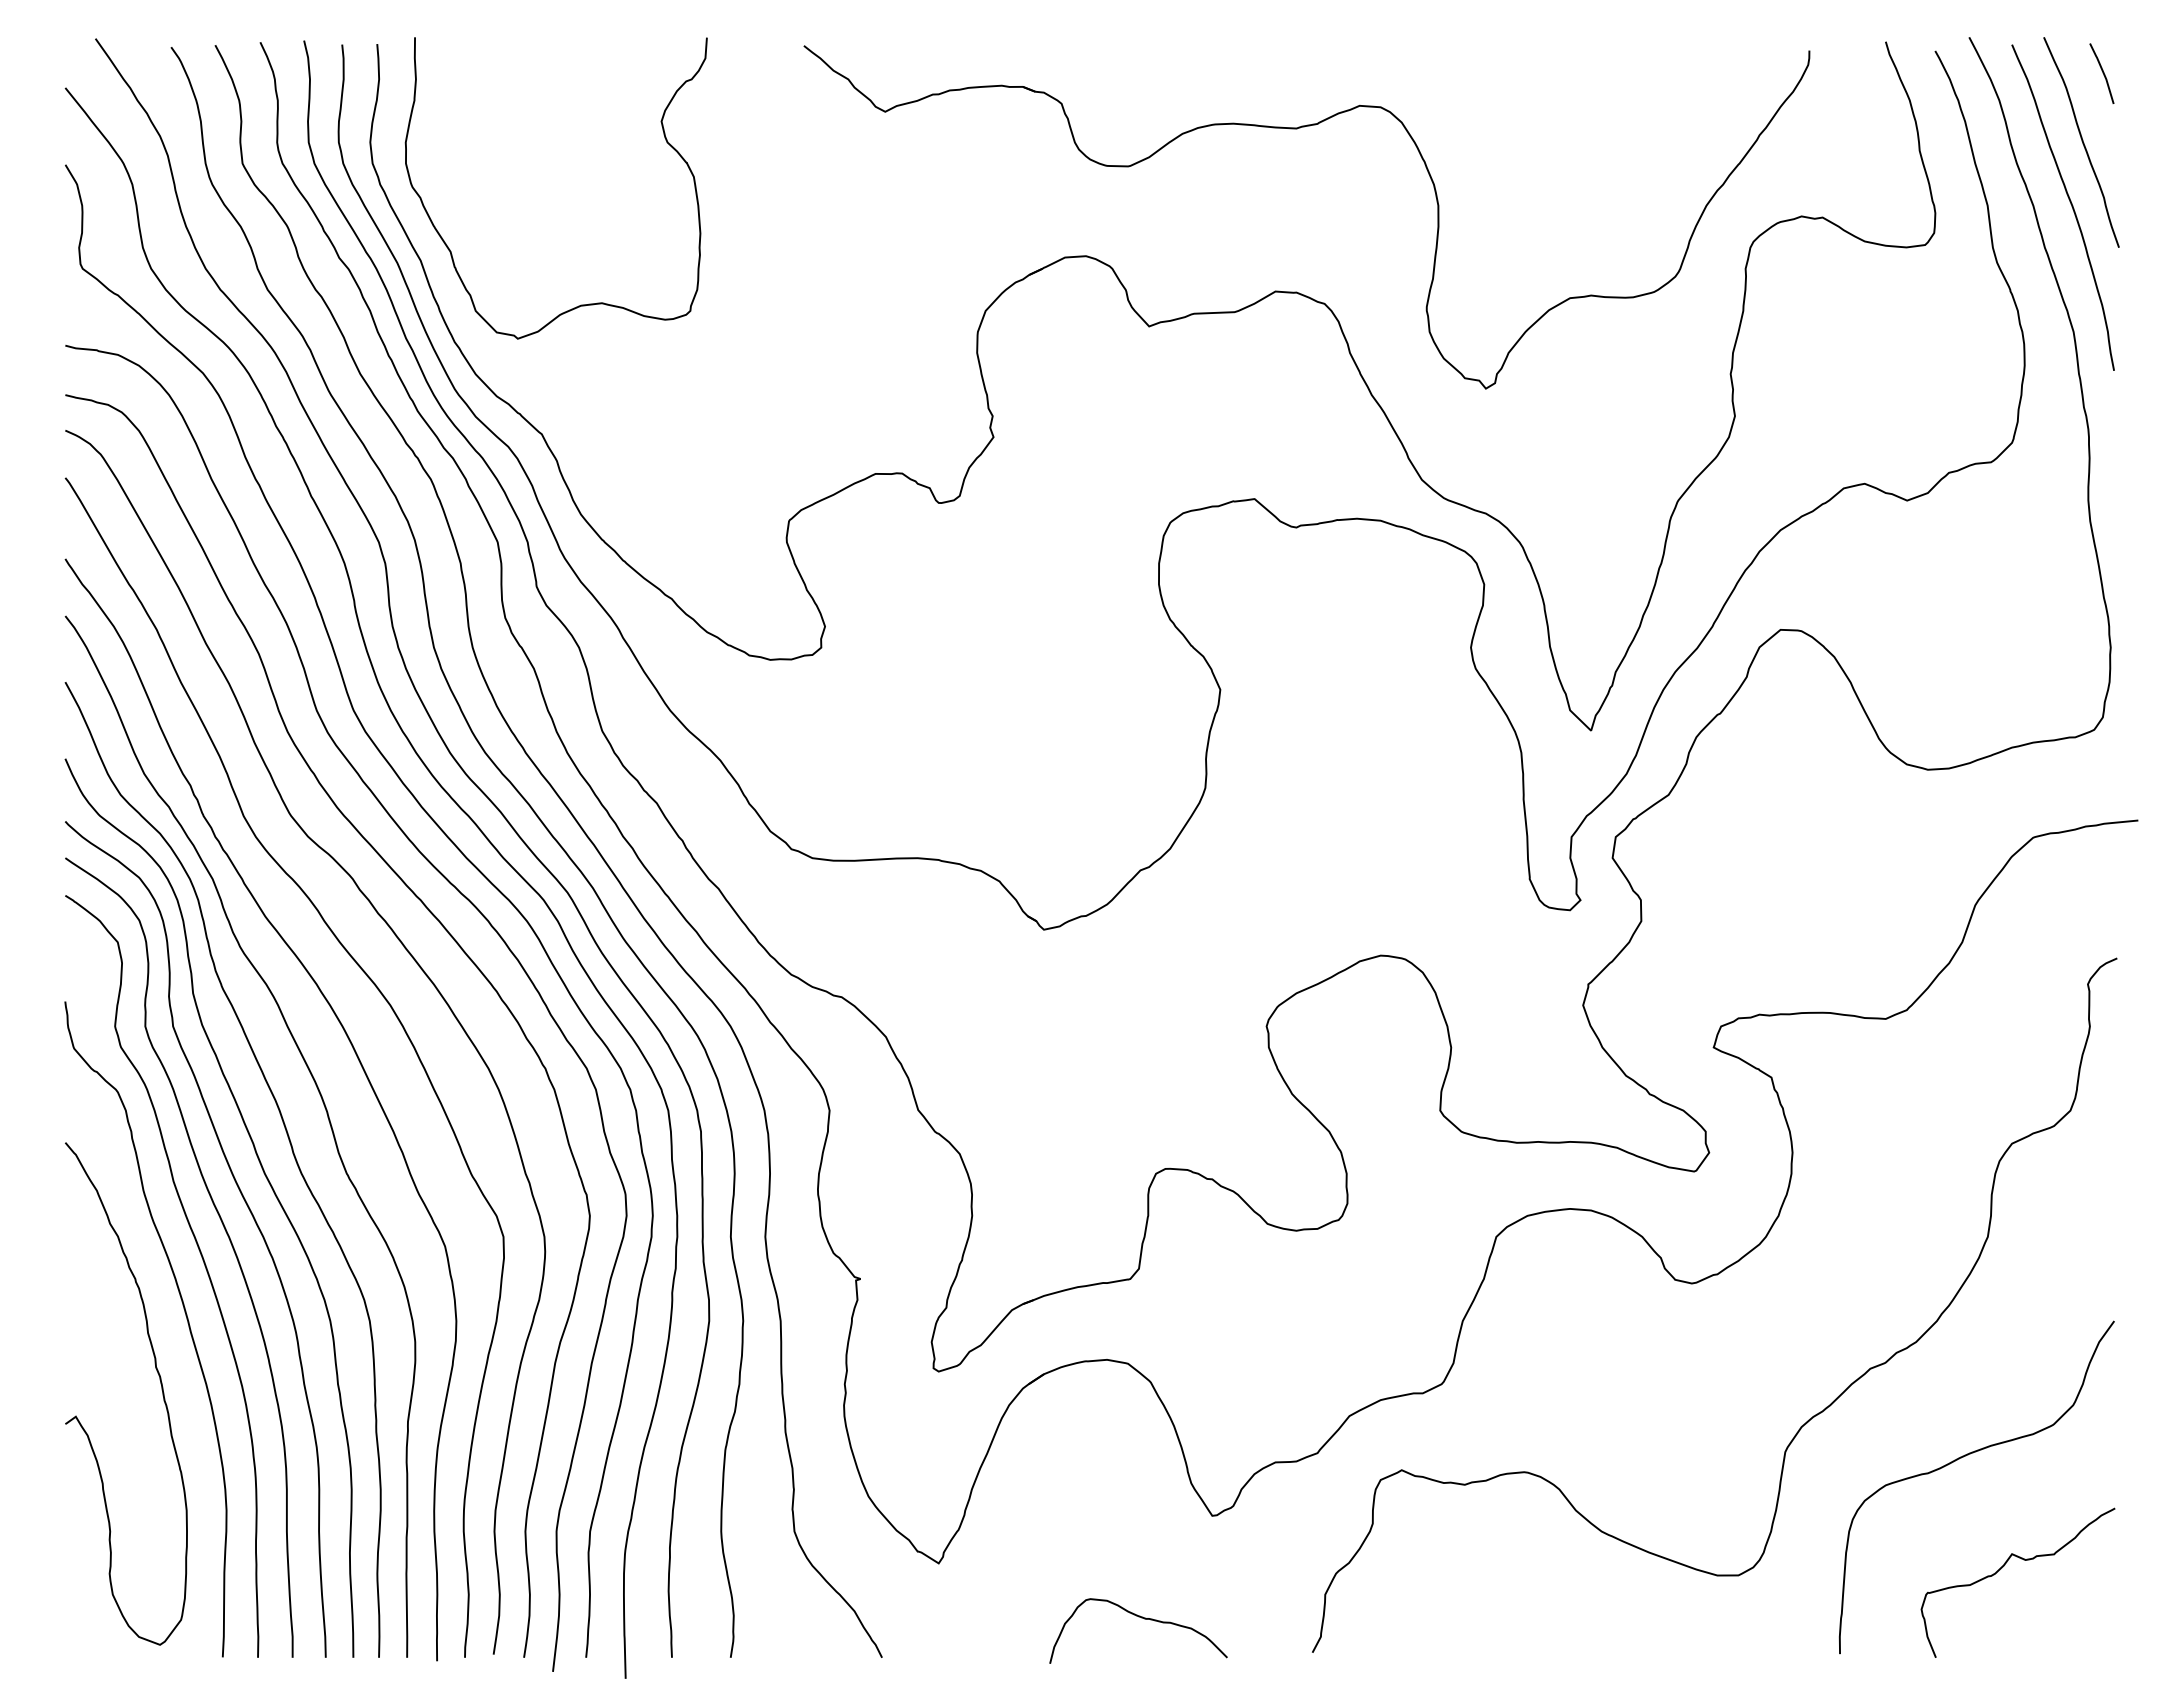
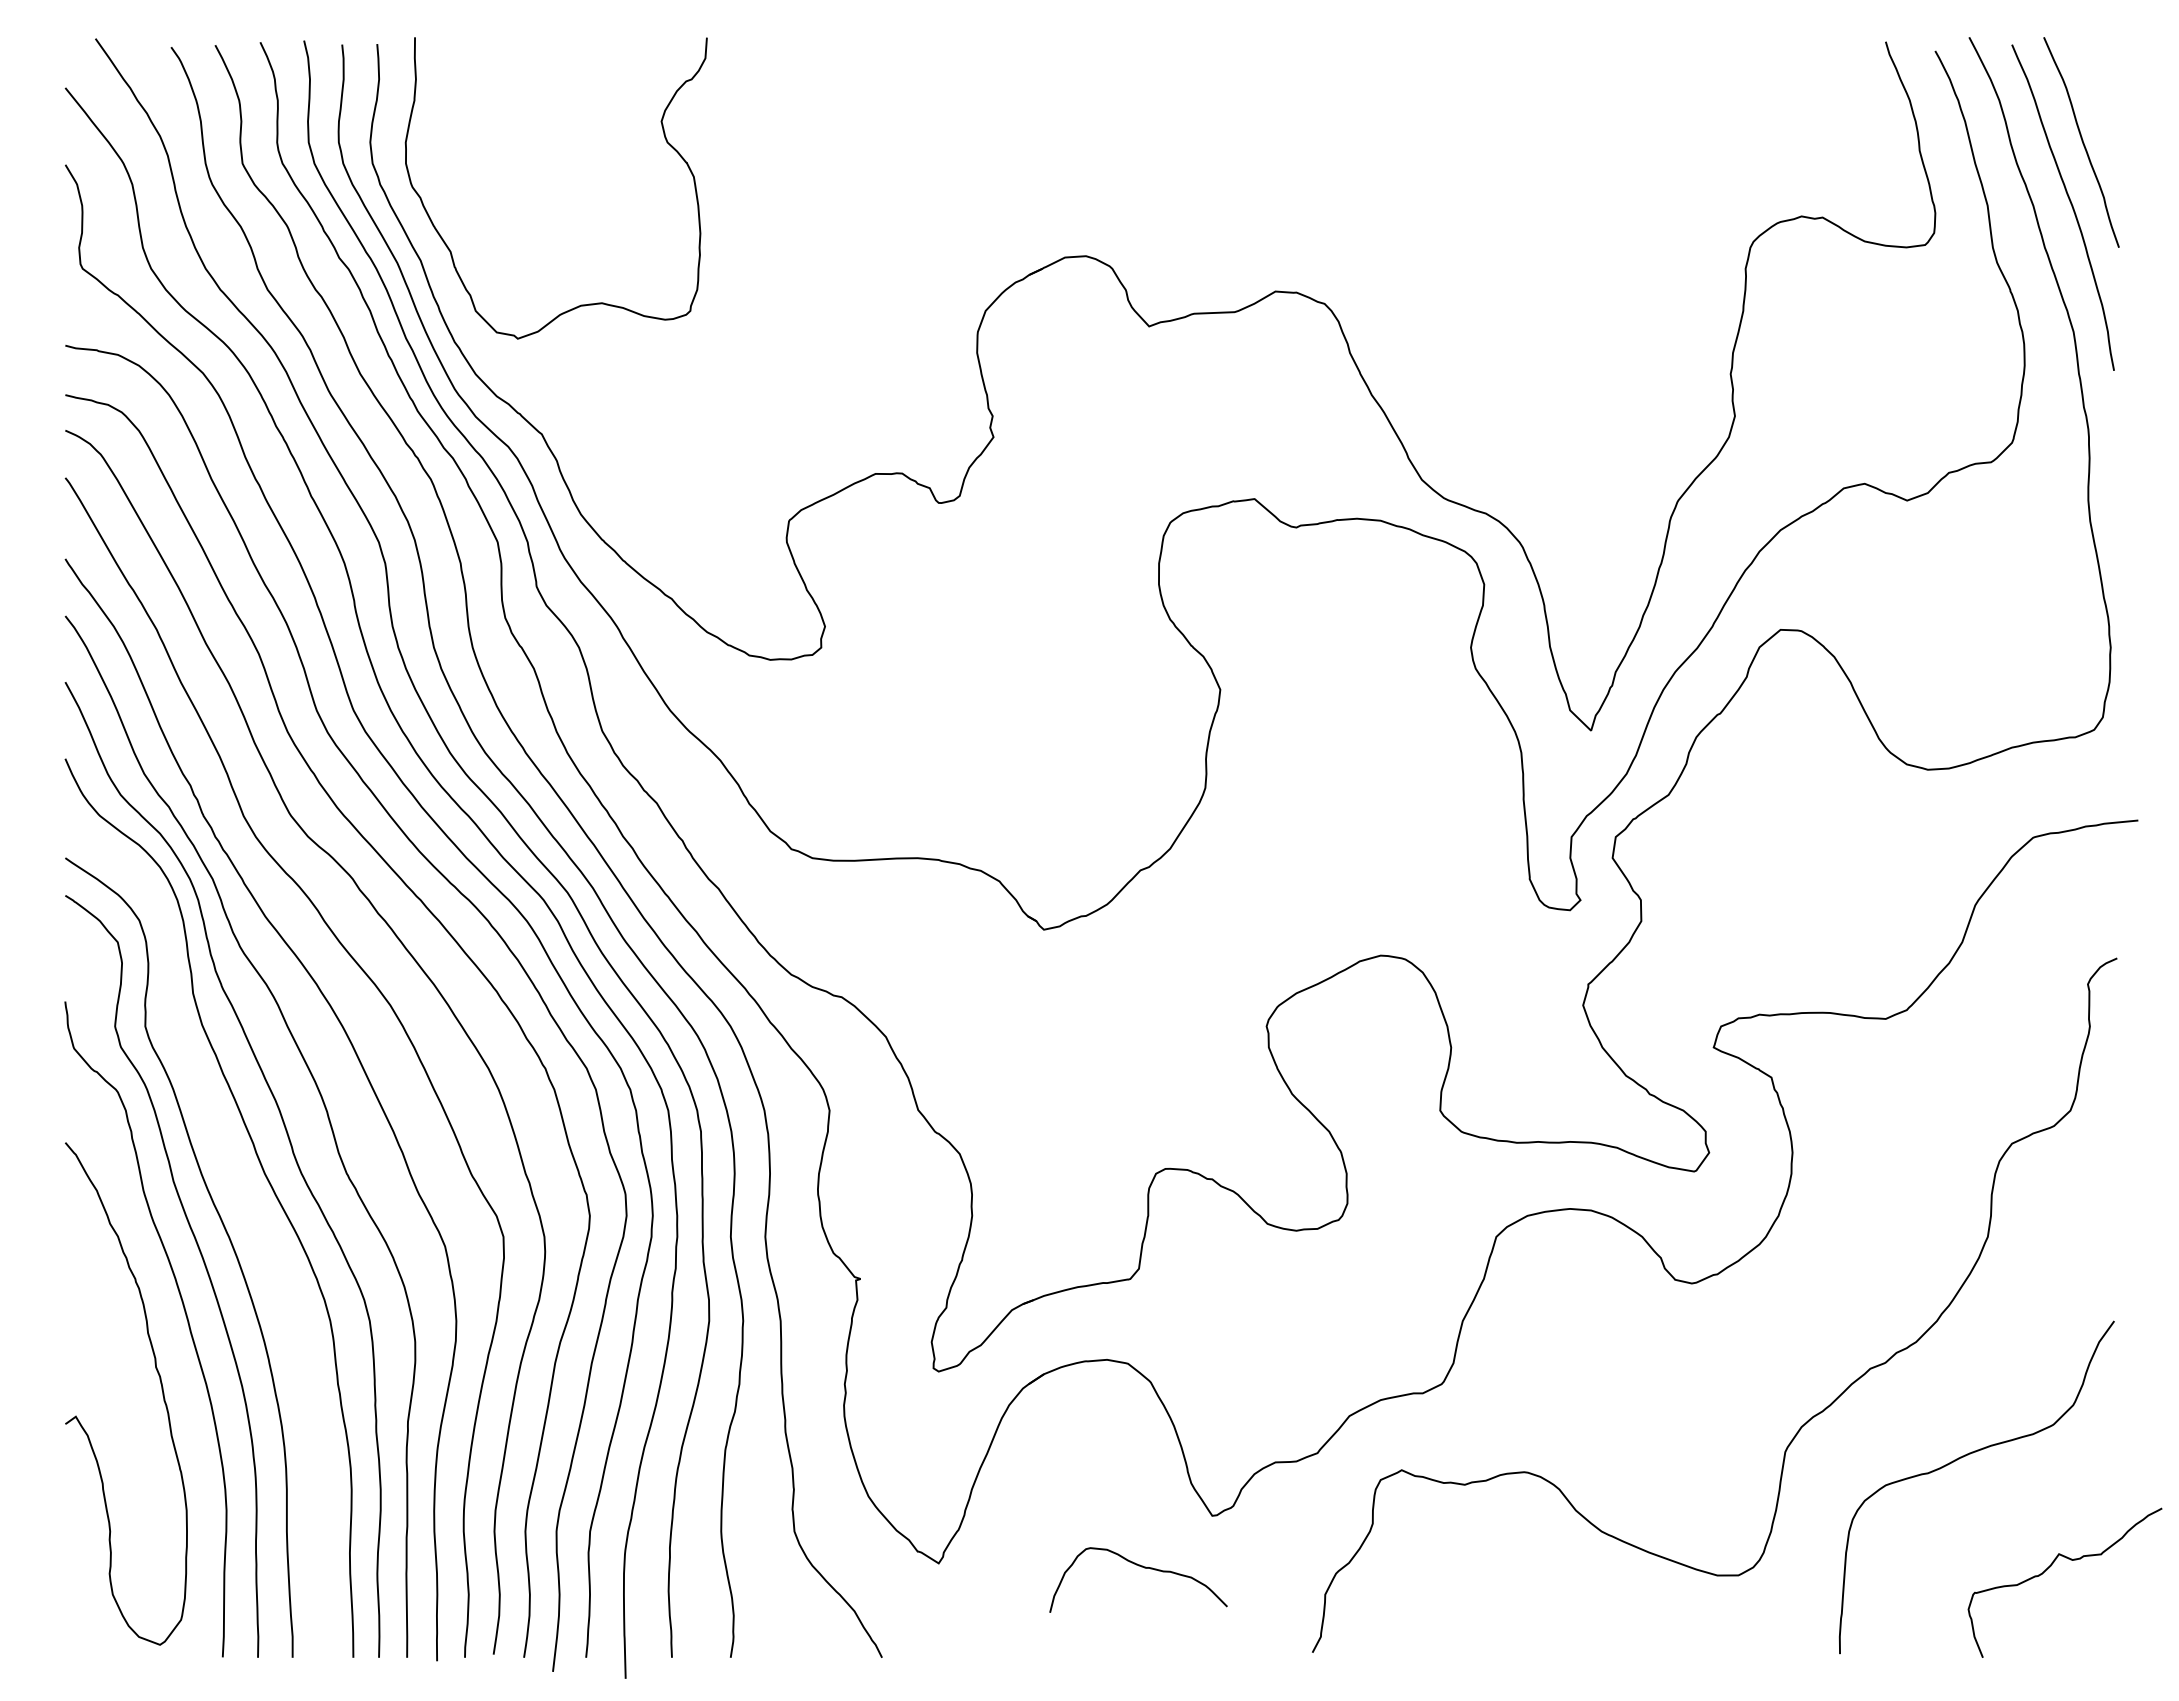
line: present -> none (2102, 73)
part: present -> none (1297, 129)
curve: present -> none (249, 1211)
curve position: (2003, 1567) -> (2050, 1567) (2050, 1567)
curve position: (1141, 1618) -> (1141, 1567) (1141, 1567)
